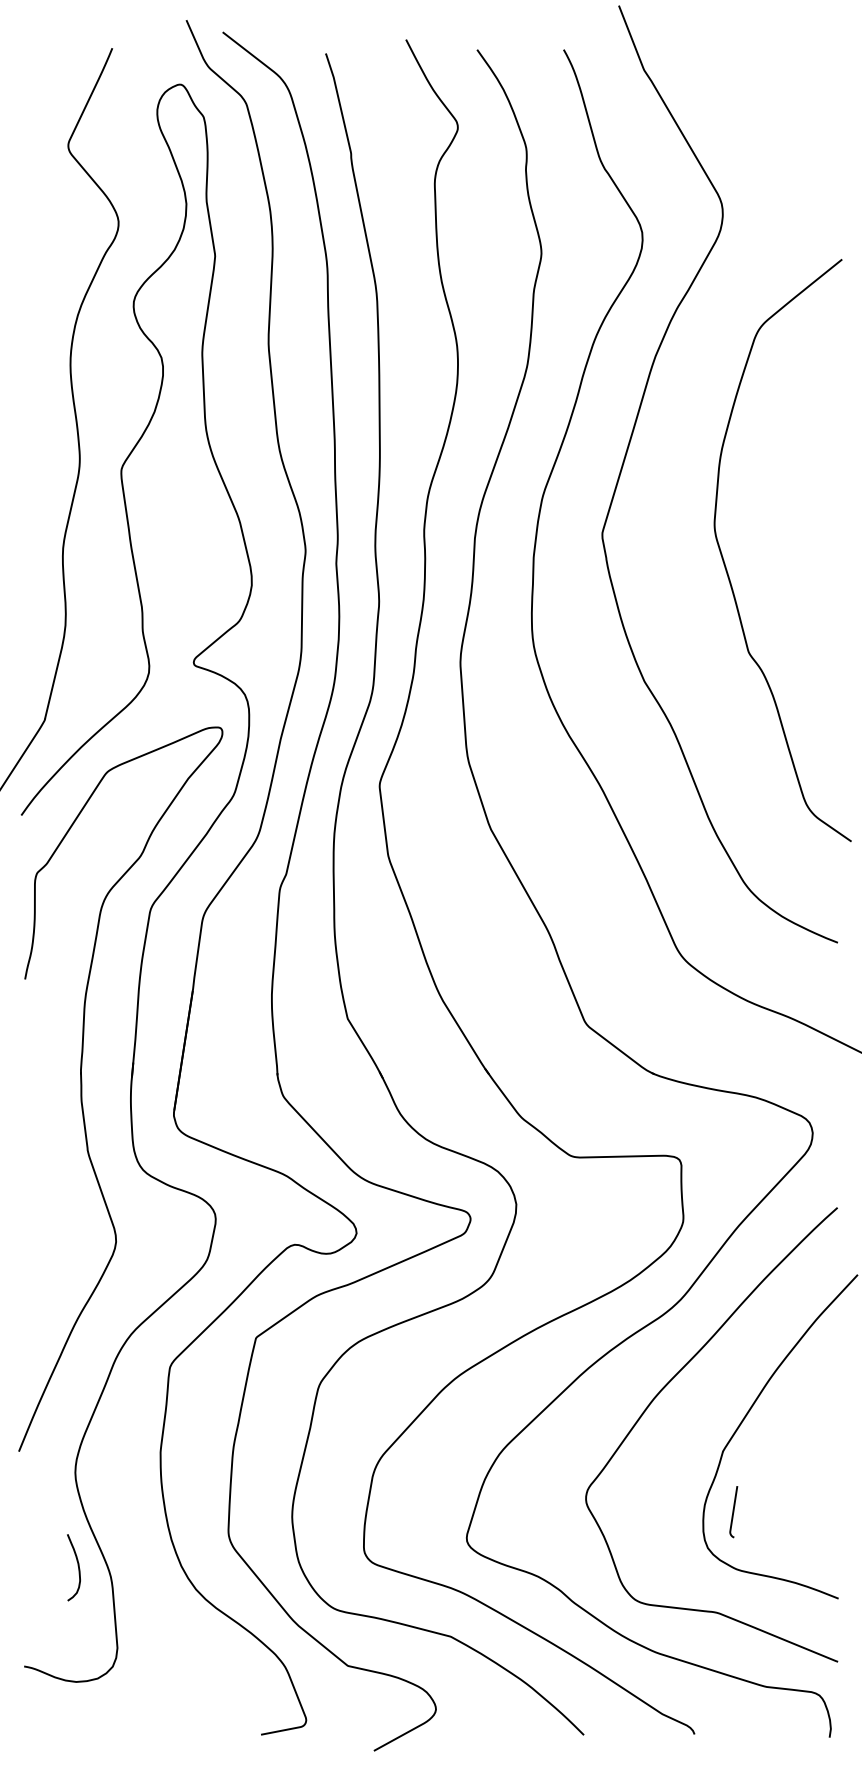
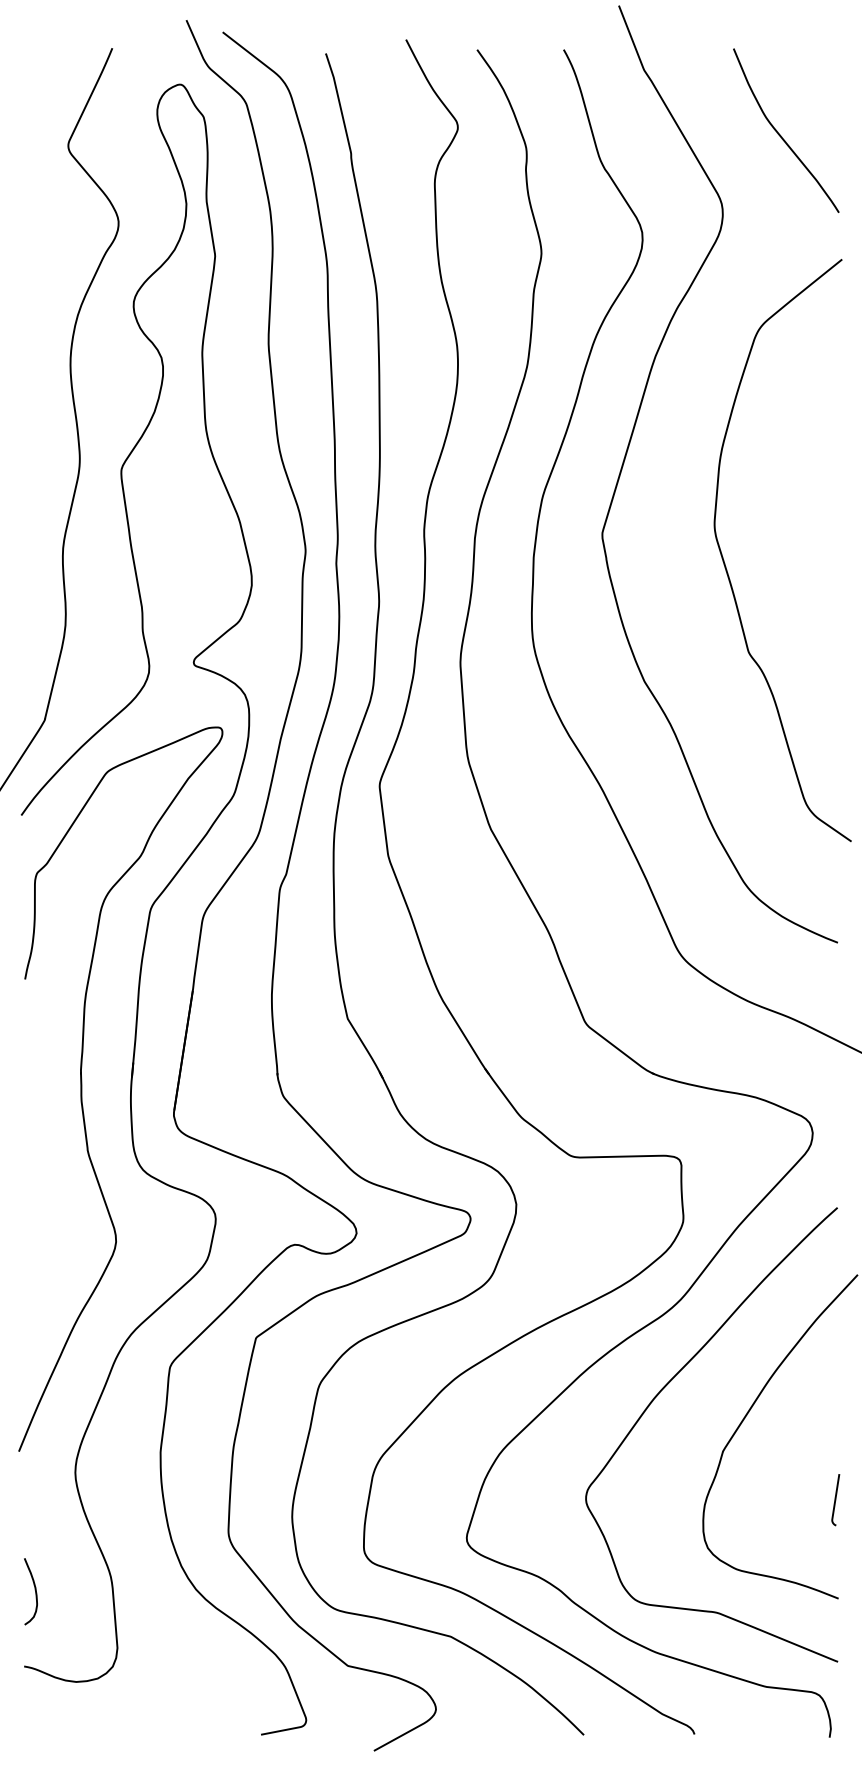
curve: none -> present (781, 135)
curve position: (733, 1512) -> (835, 1500) (835, 1500)
curve position: (77, 1565) -> (34, 1589) (34, 1589)
